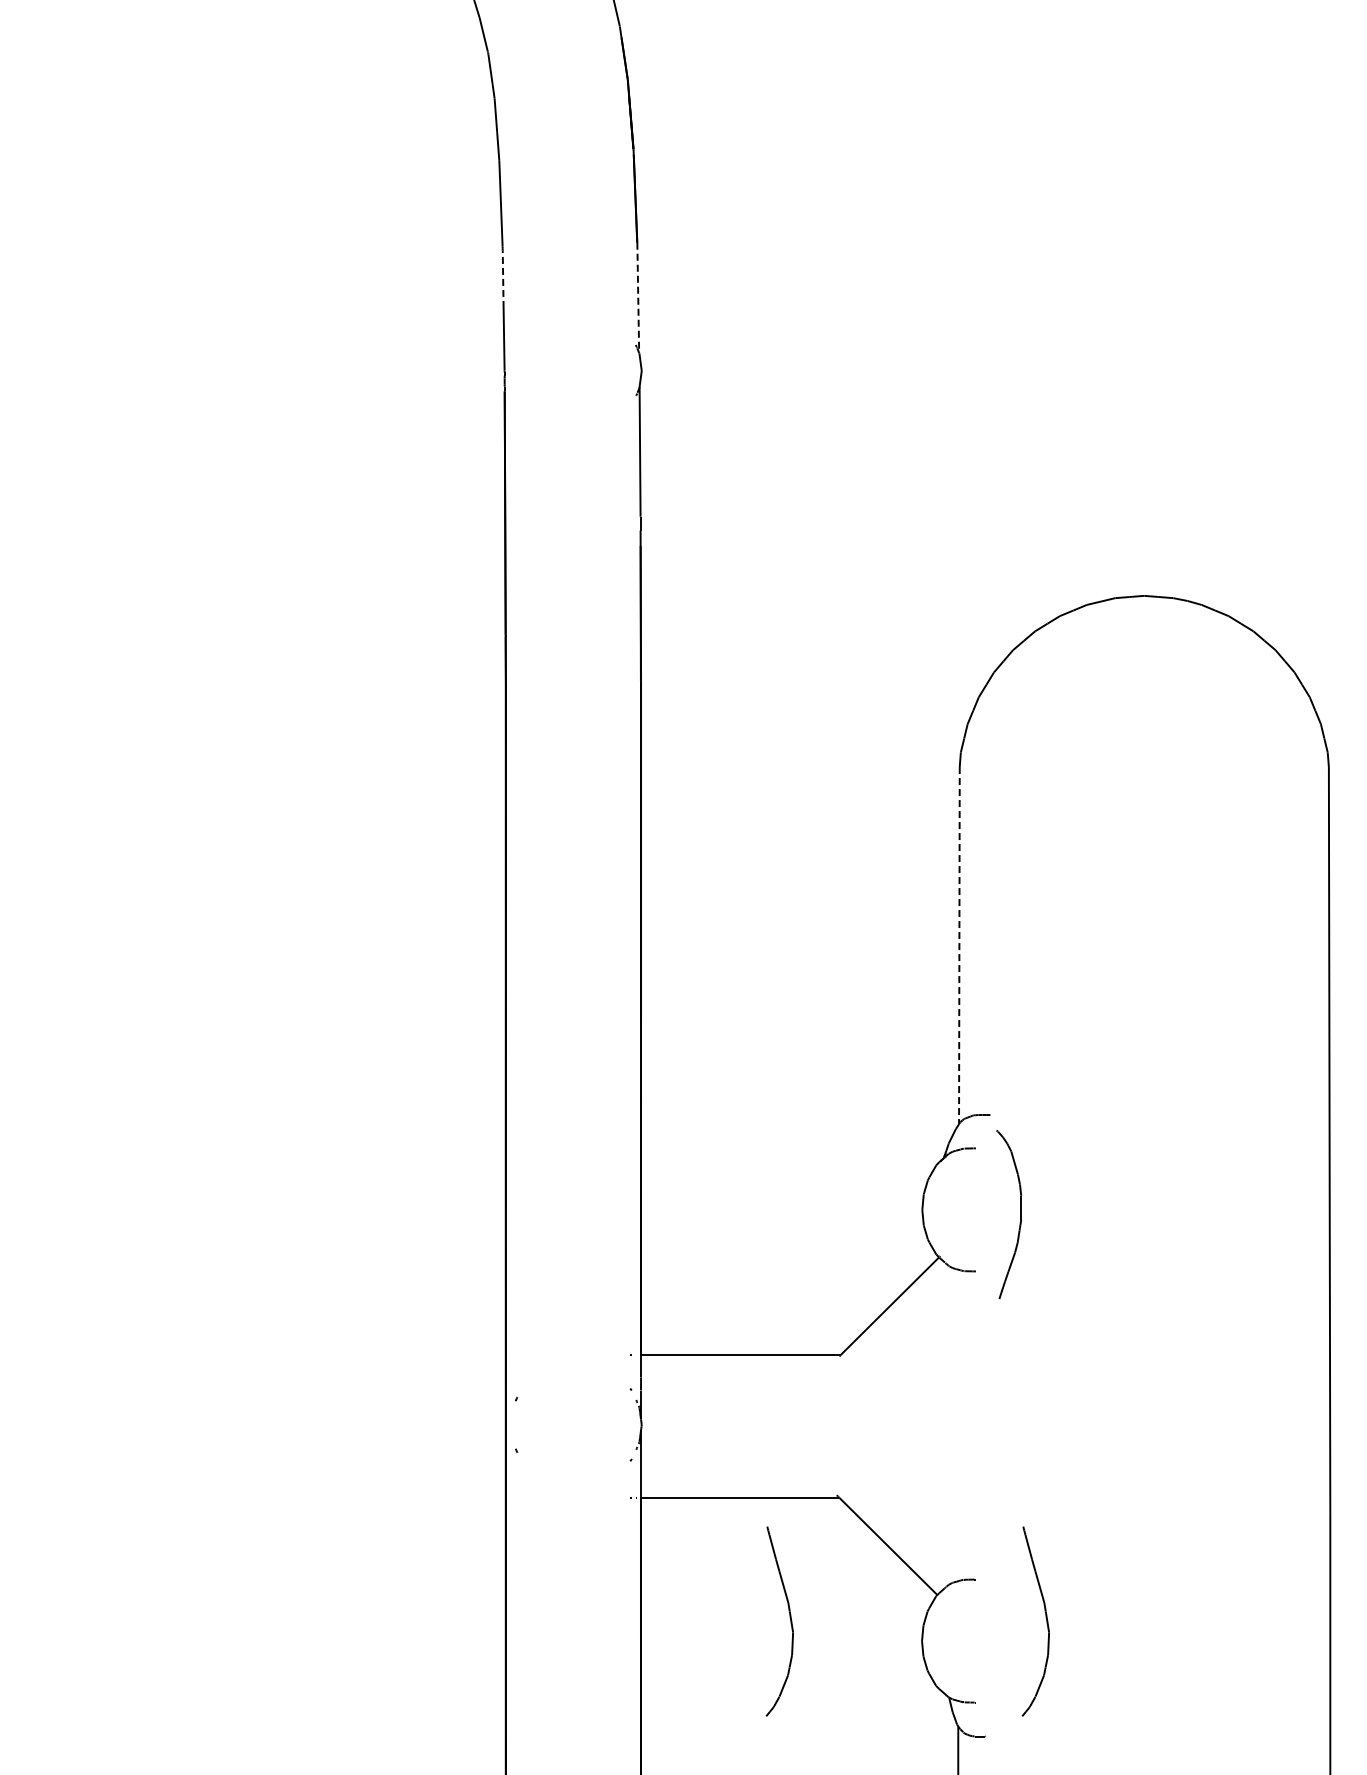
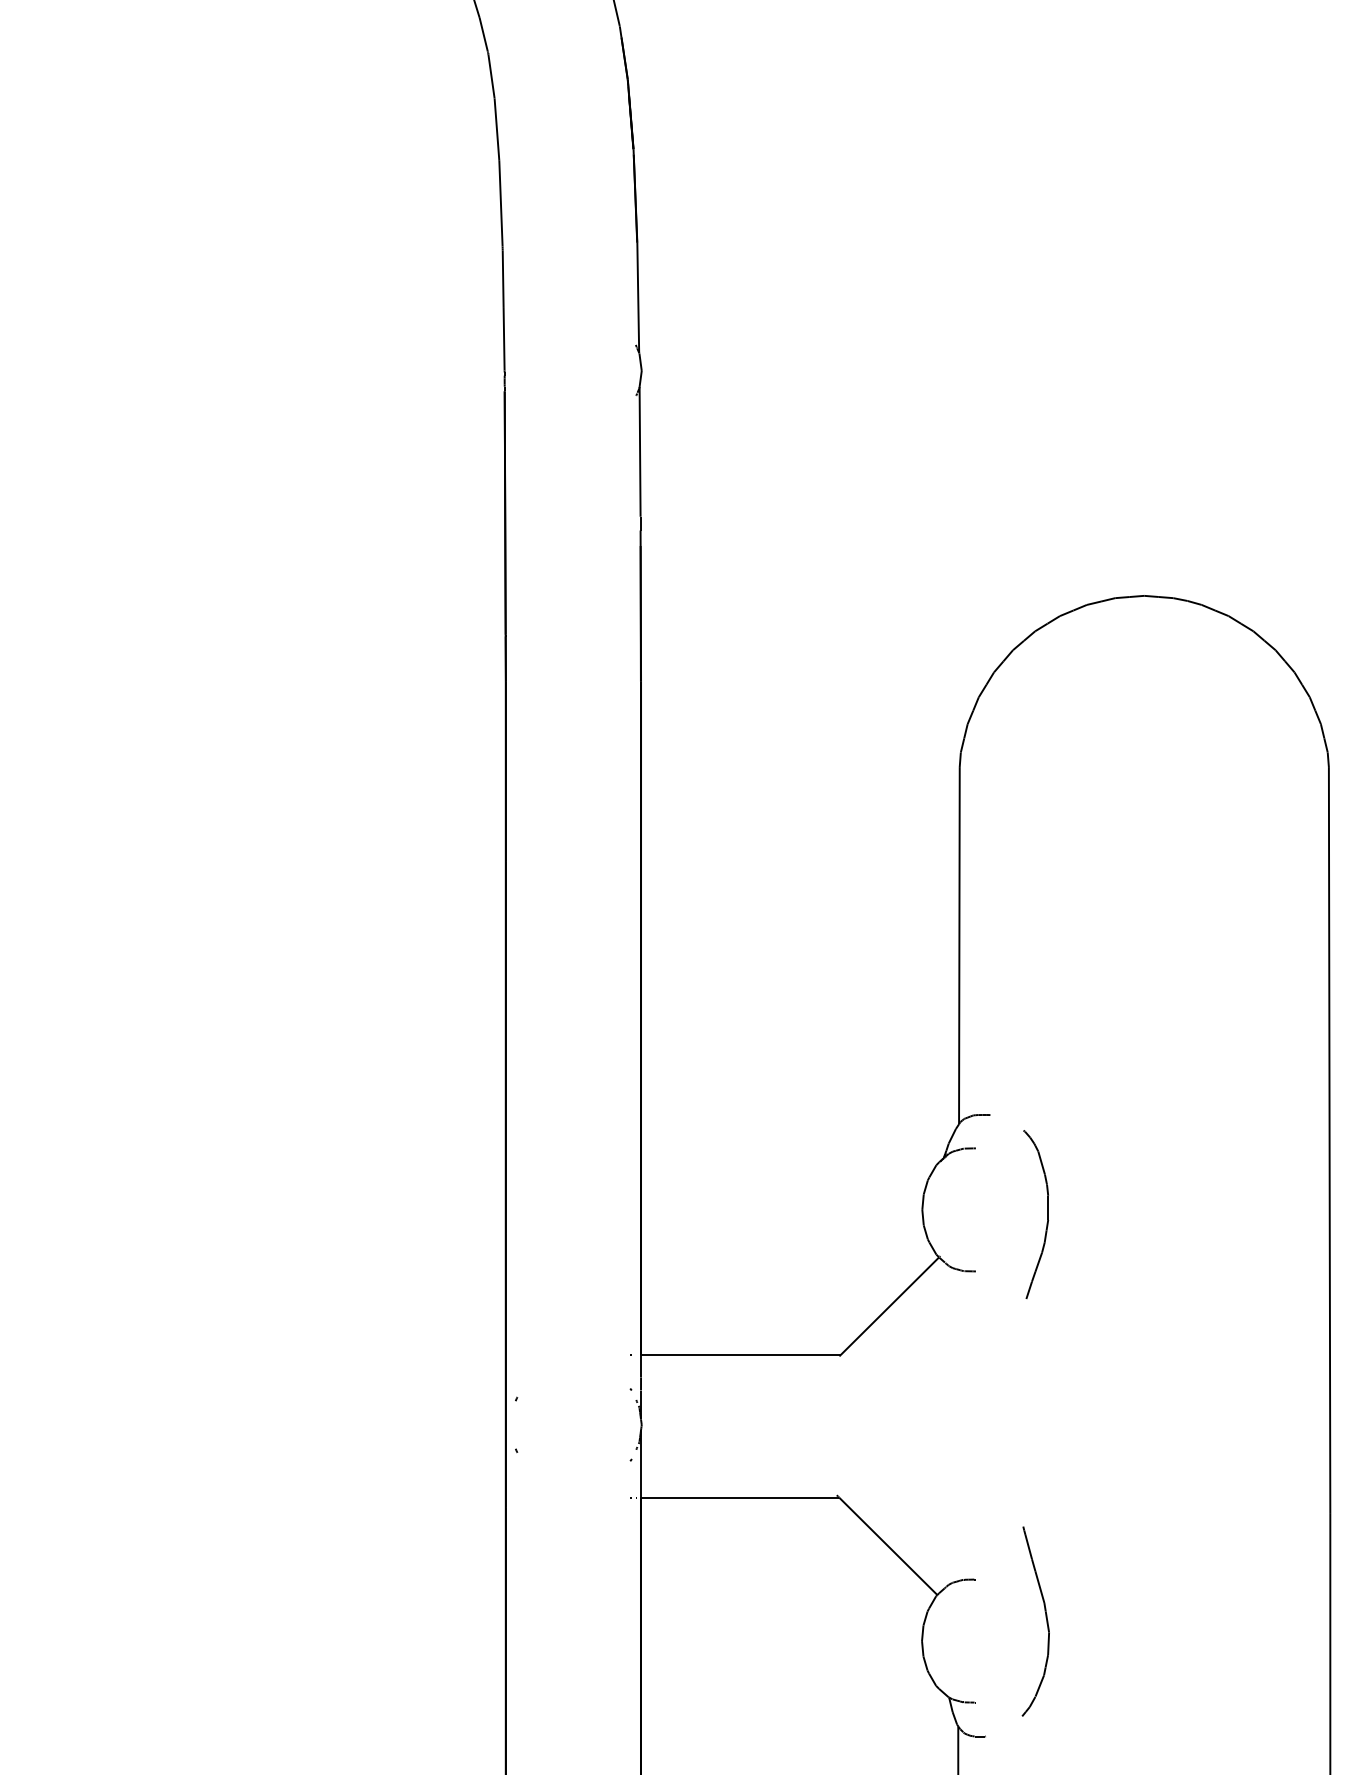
line: dashed -> solid (503, 279)
line: dashed -> solid (638, 298)
line: dashed -> solid (959, 945)
part position: (1020, 1214) -> (1047, 1214) (1047, 1214)
part: present -> none (789, 1617)
